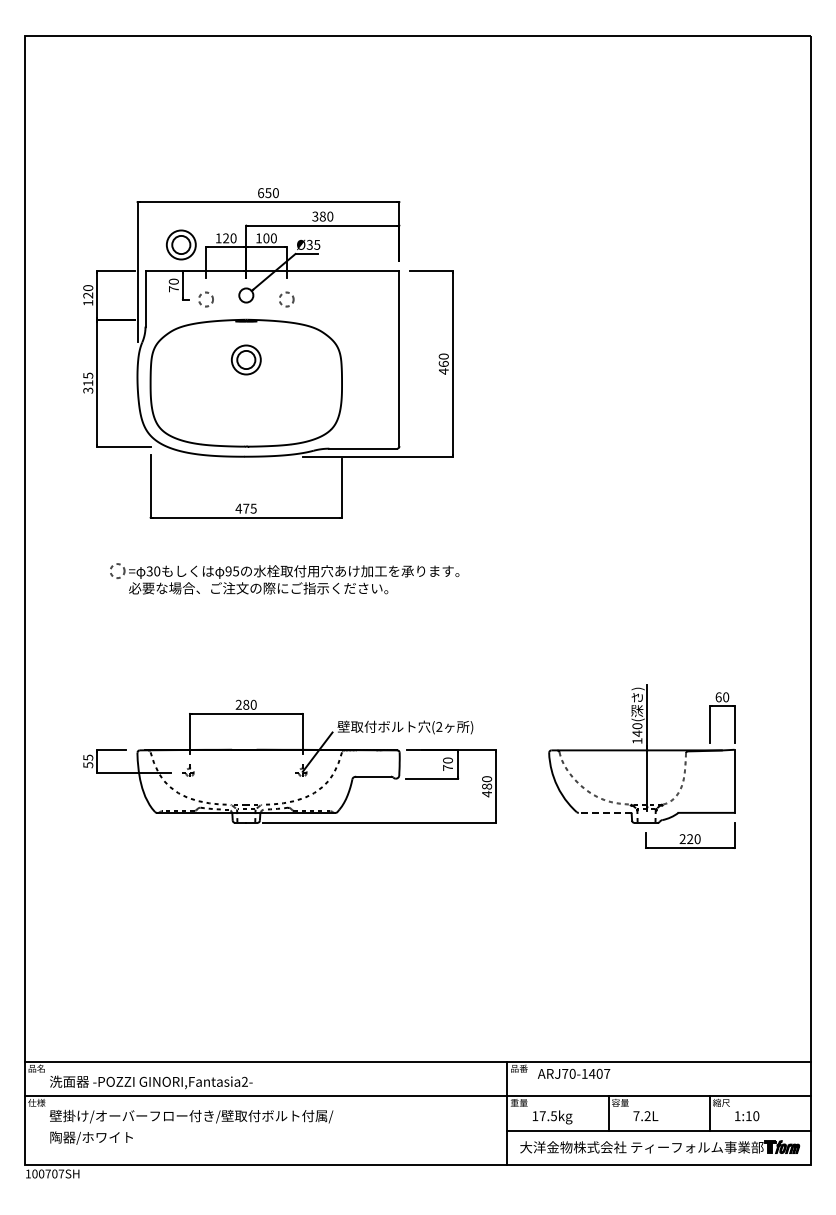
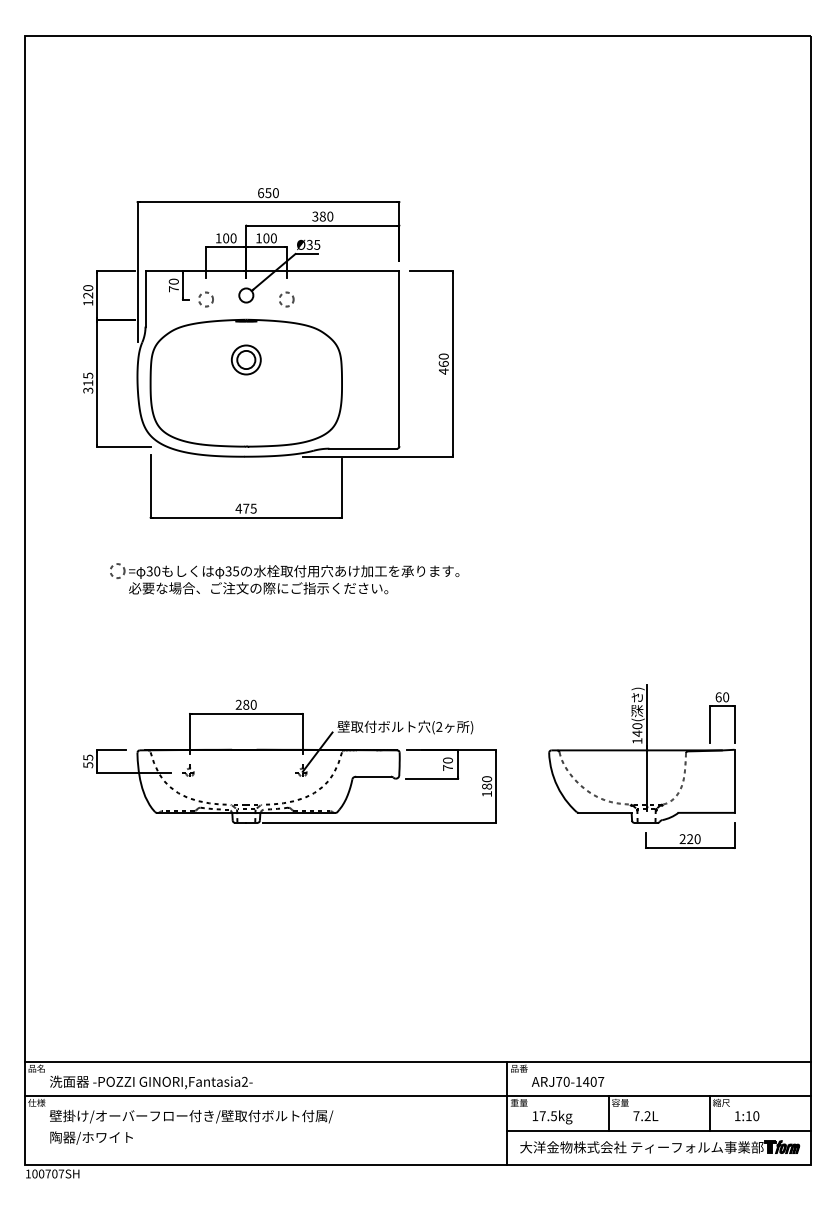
text: 120 -> 100 (226, 238)
part: present -> none (181, 244)
text: 95 -> 35 (228, 571)
text: 480 -> 180 (486, 793)
line: dashed -> solid (604, 812)
text position: (573, 1073) -> (567, 1081) (567, 1081)
